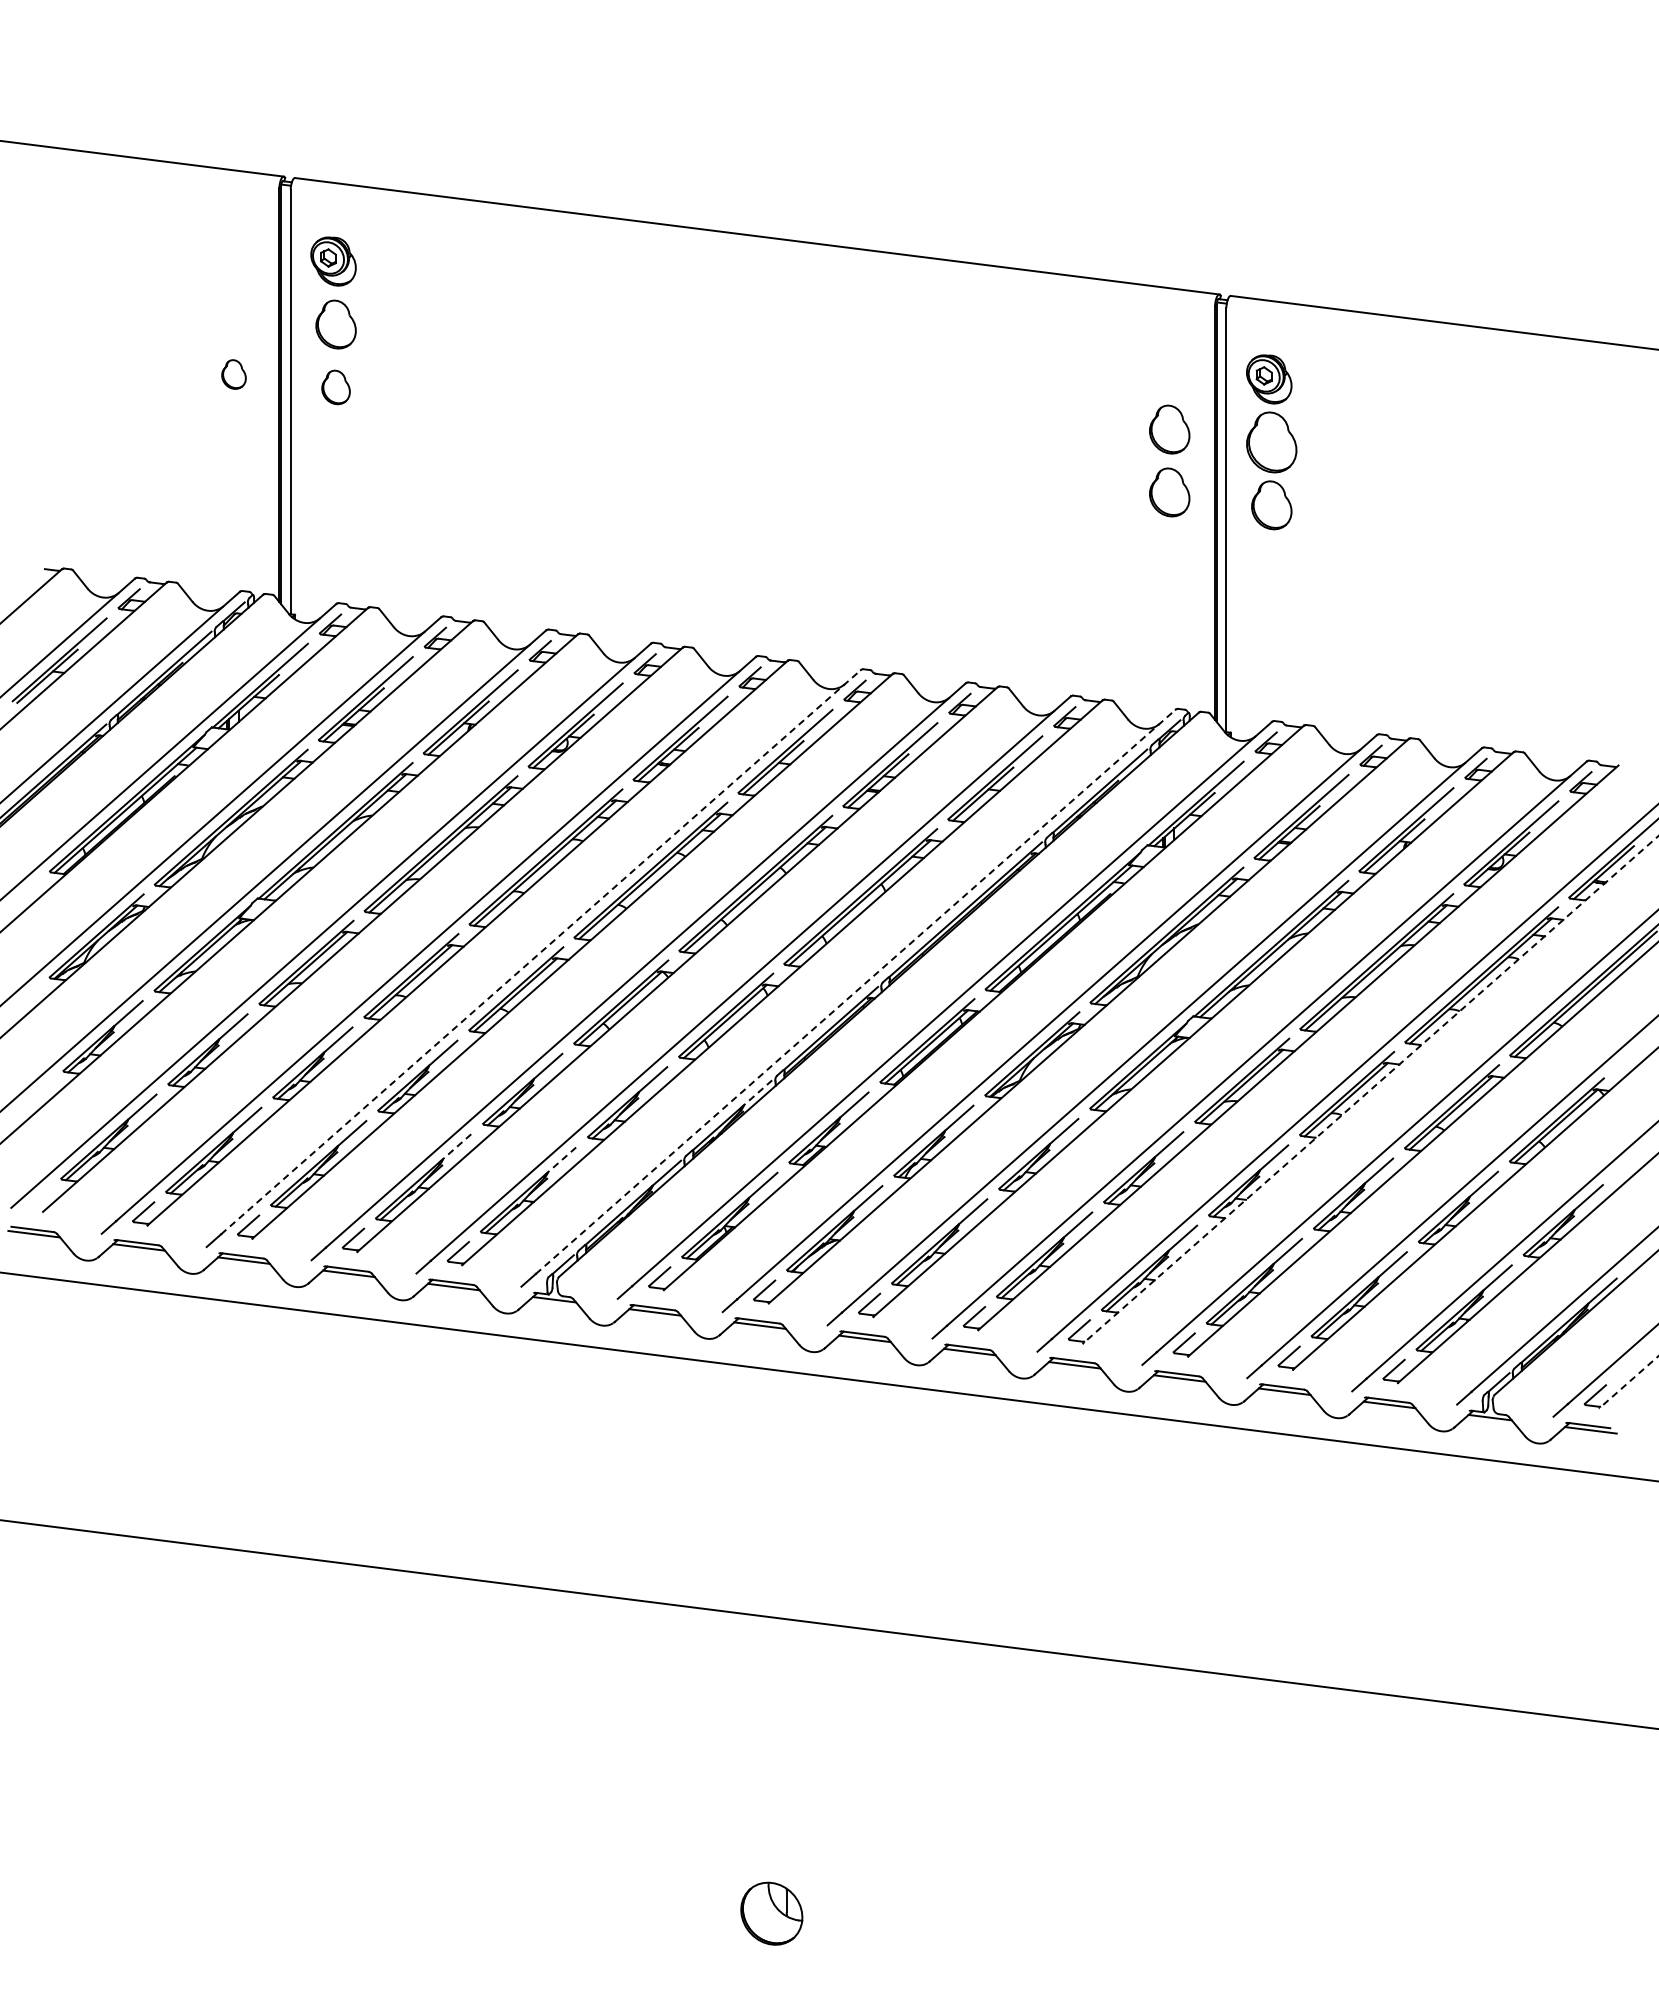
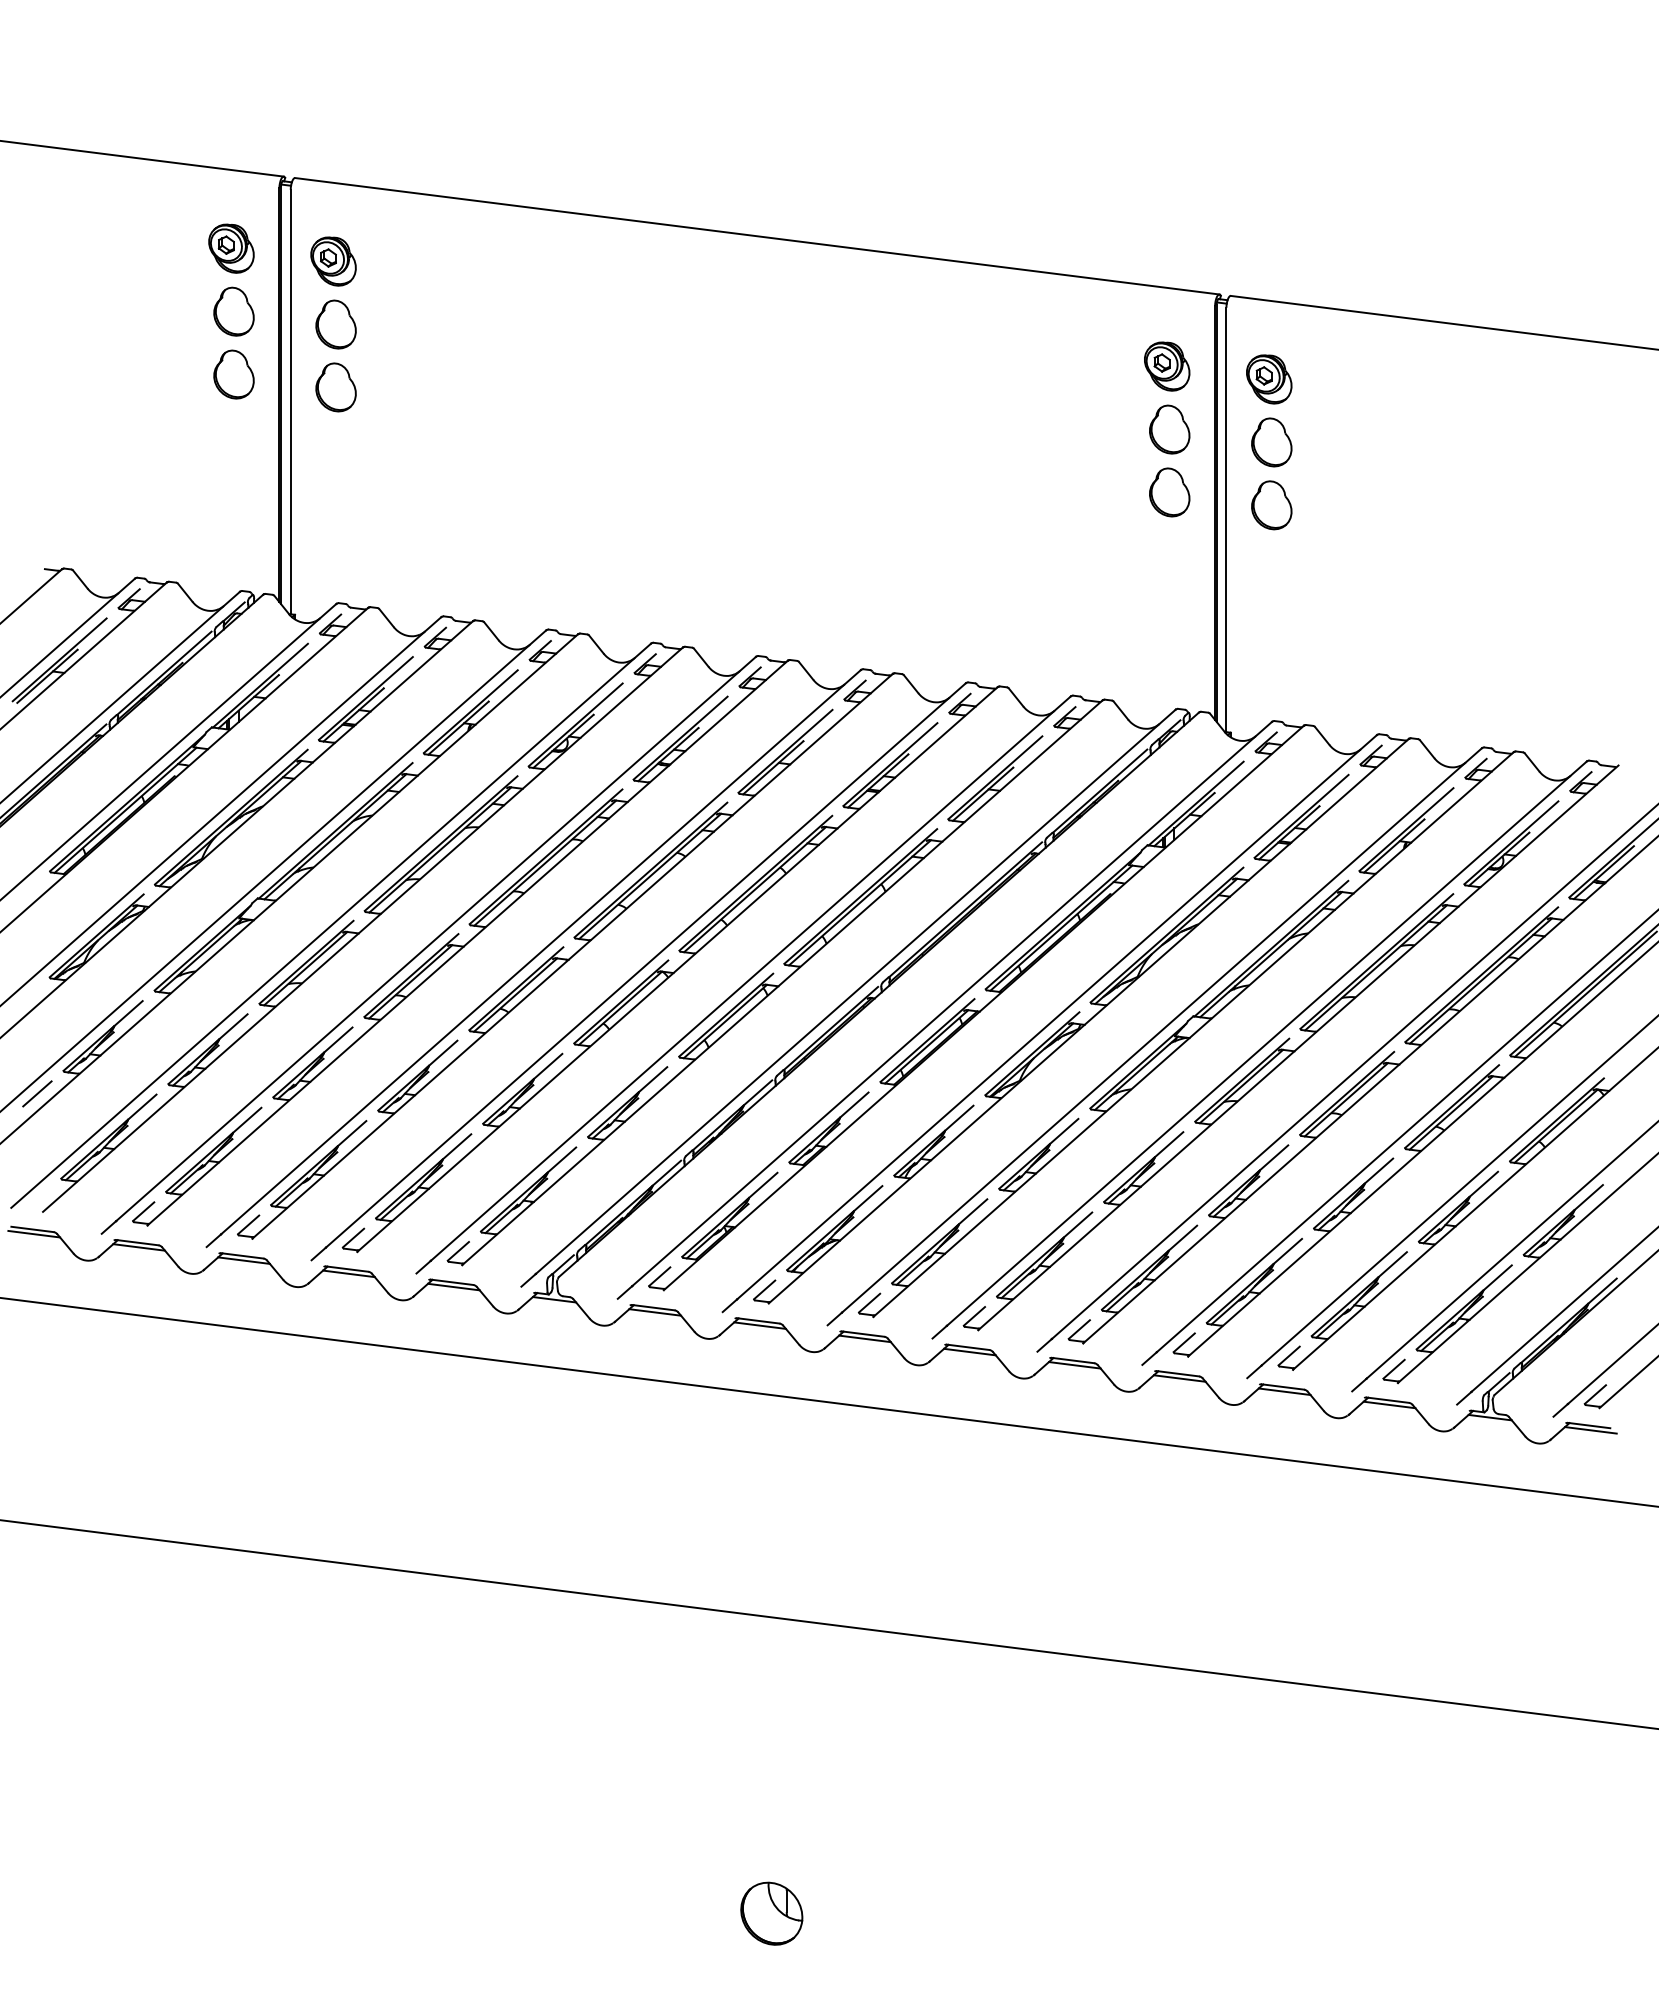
part: none -> present (231, 248)
part: none -> present (233, 311)
part: none -> present (1167, 366)
part size: 26x31 px -> 42x51 px (233, 374)
part size: 30x37 px -> 42x51 px (335, 387)
part size: 52x63 px -> 42x51 px (1271, 442)
line: dashed -> solid (541, 952)
line: dashed -> solid (855, 991)
line: dashed -> solid (1370, 1089)
line: dashed -> solid (757, 1092)
line: none -> present (37, 1093)
line: dashed -> solid (457, 1146)
line: dashed -> solid (561, 1159)
line position: (828, 1376) -> (828, 1402) (828, 1402)
line: dashed -> solid (1628, 1382)
